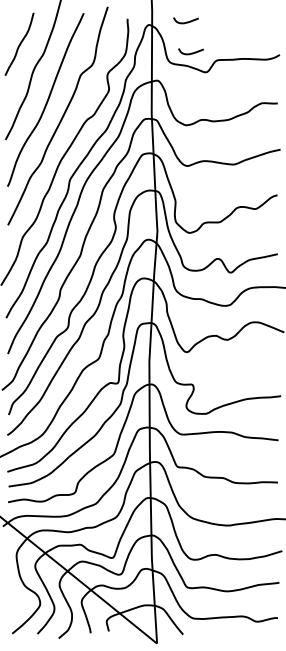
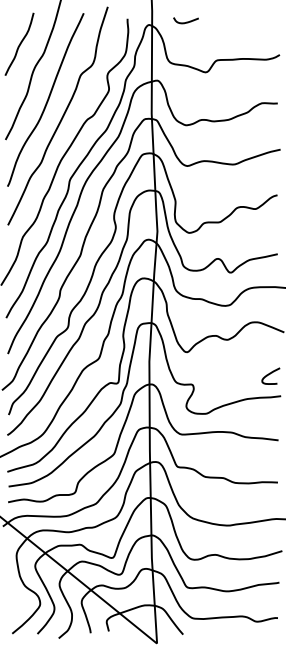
curve: present -> none (191, 52)
curve: none -> present (270, 374)
